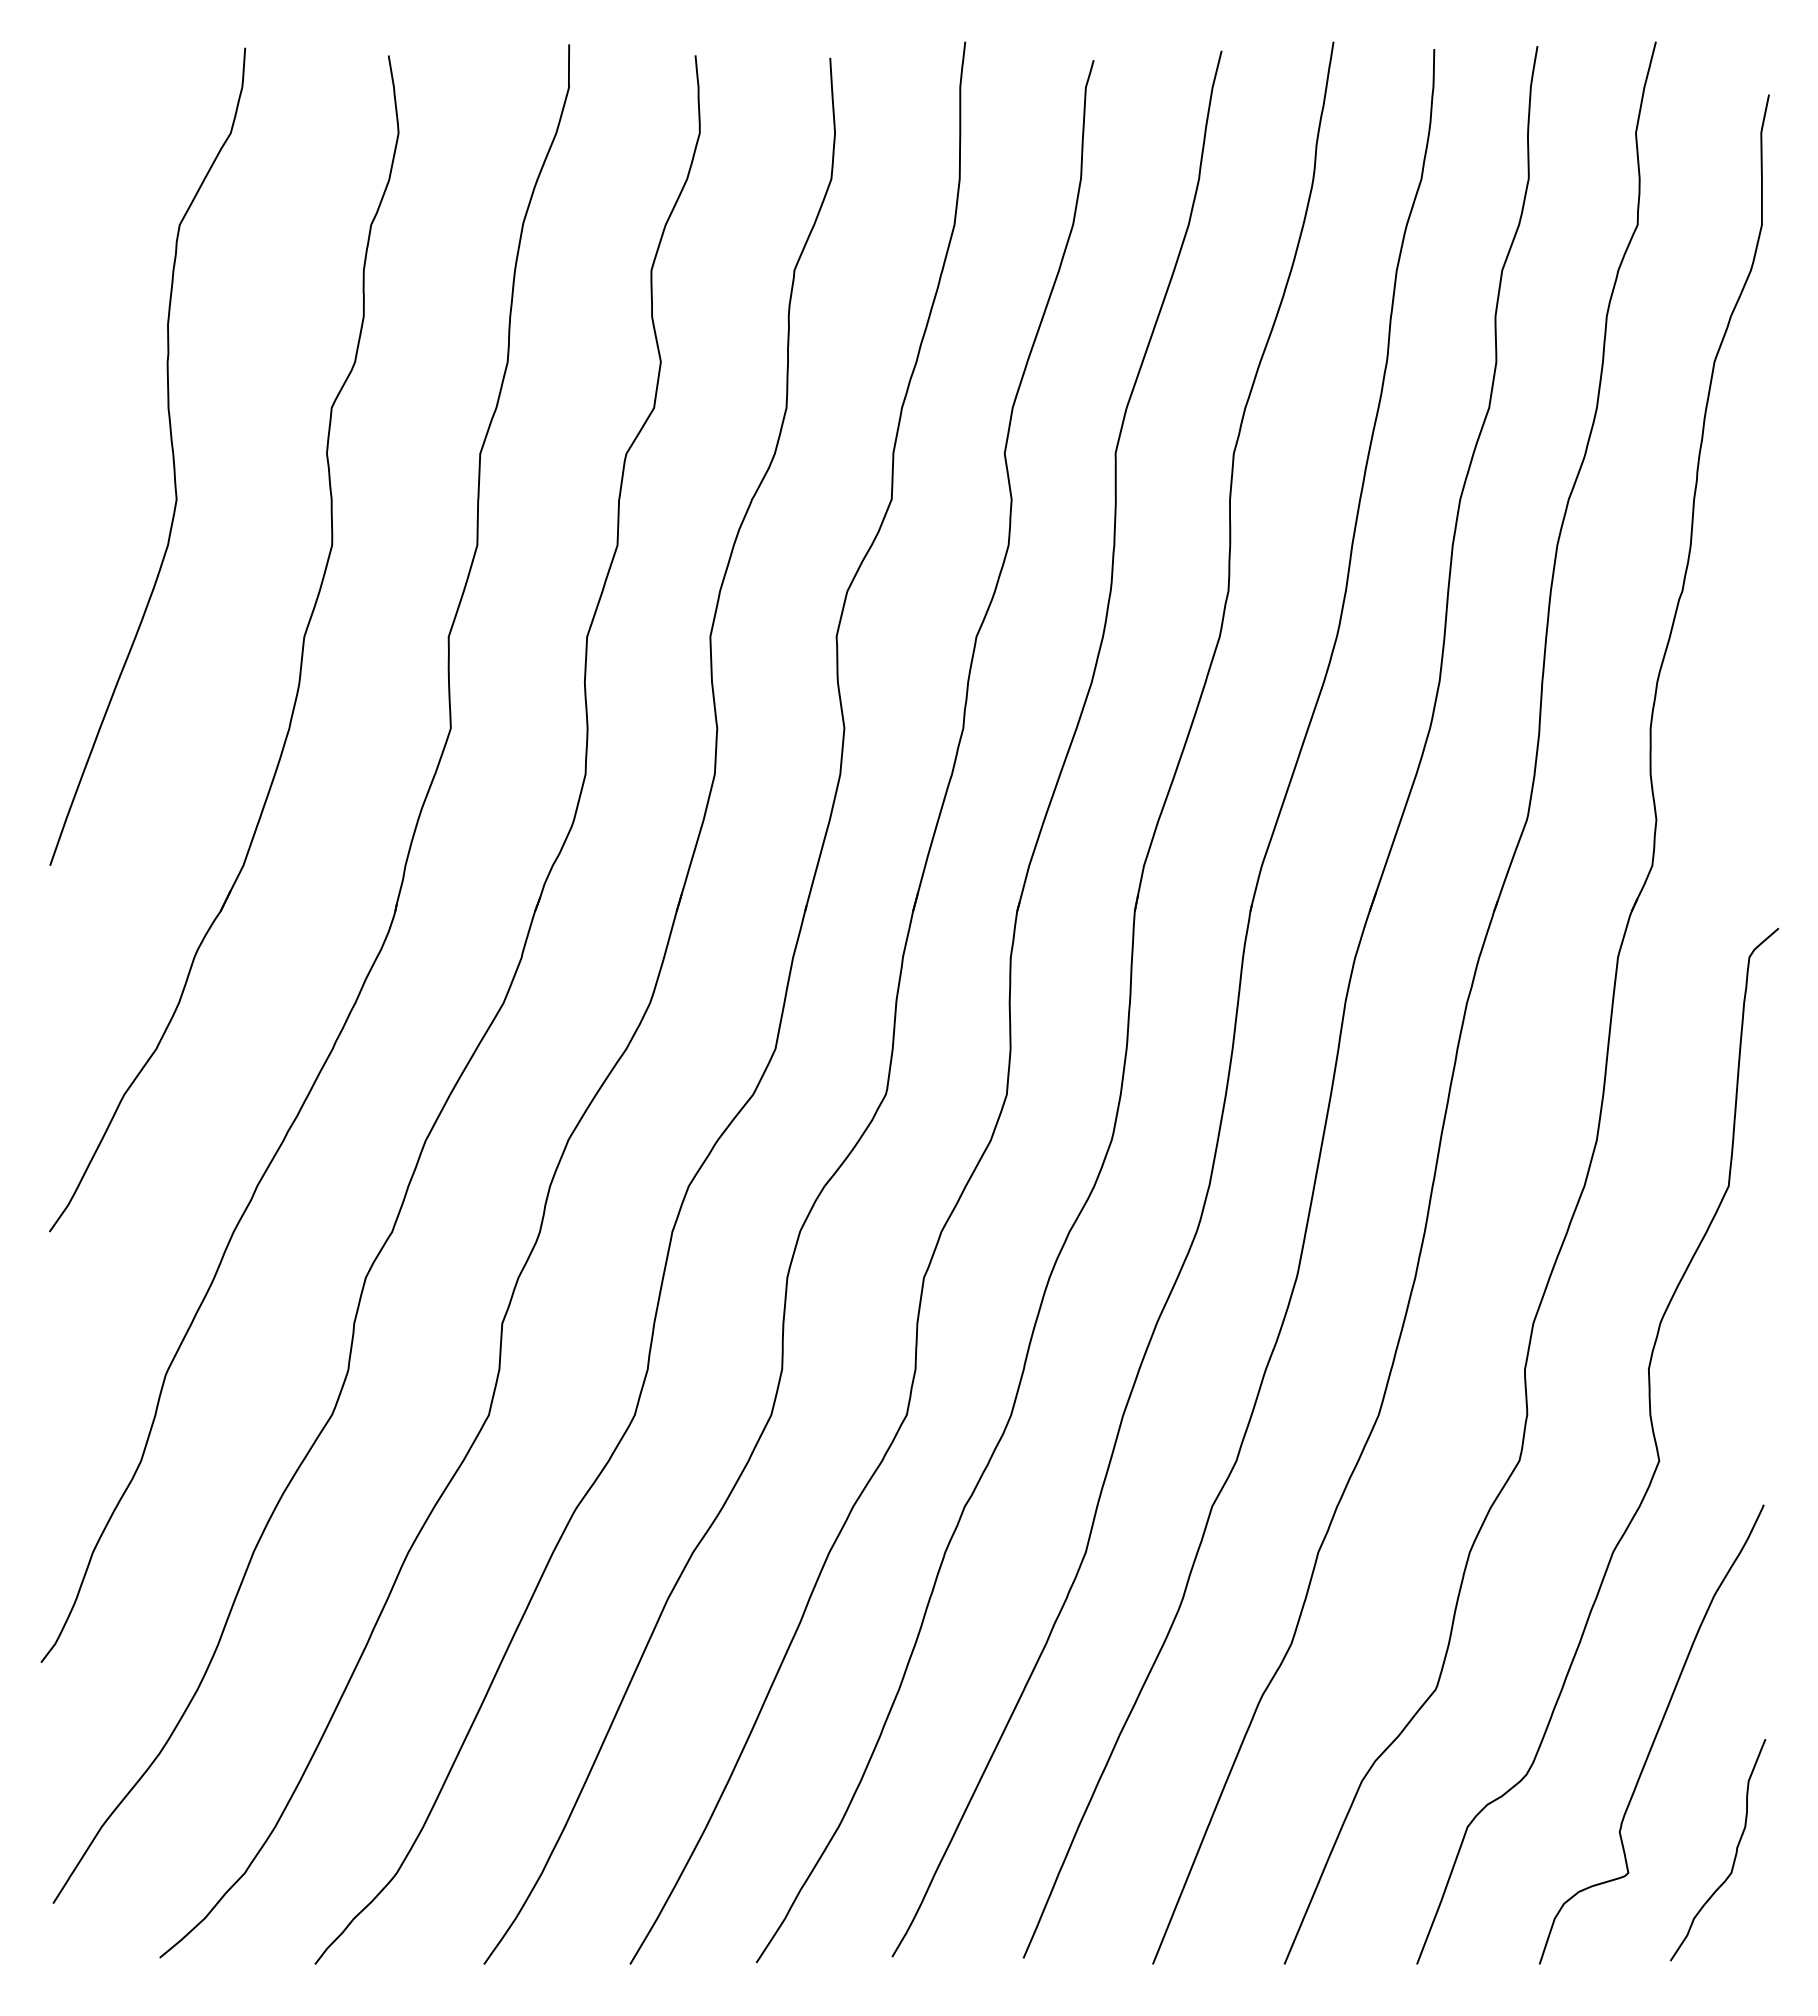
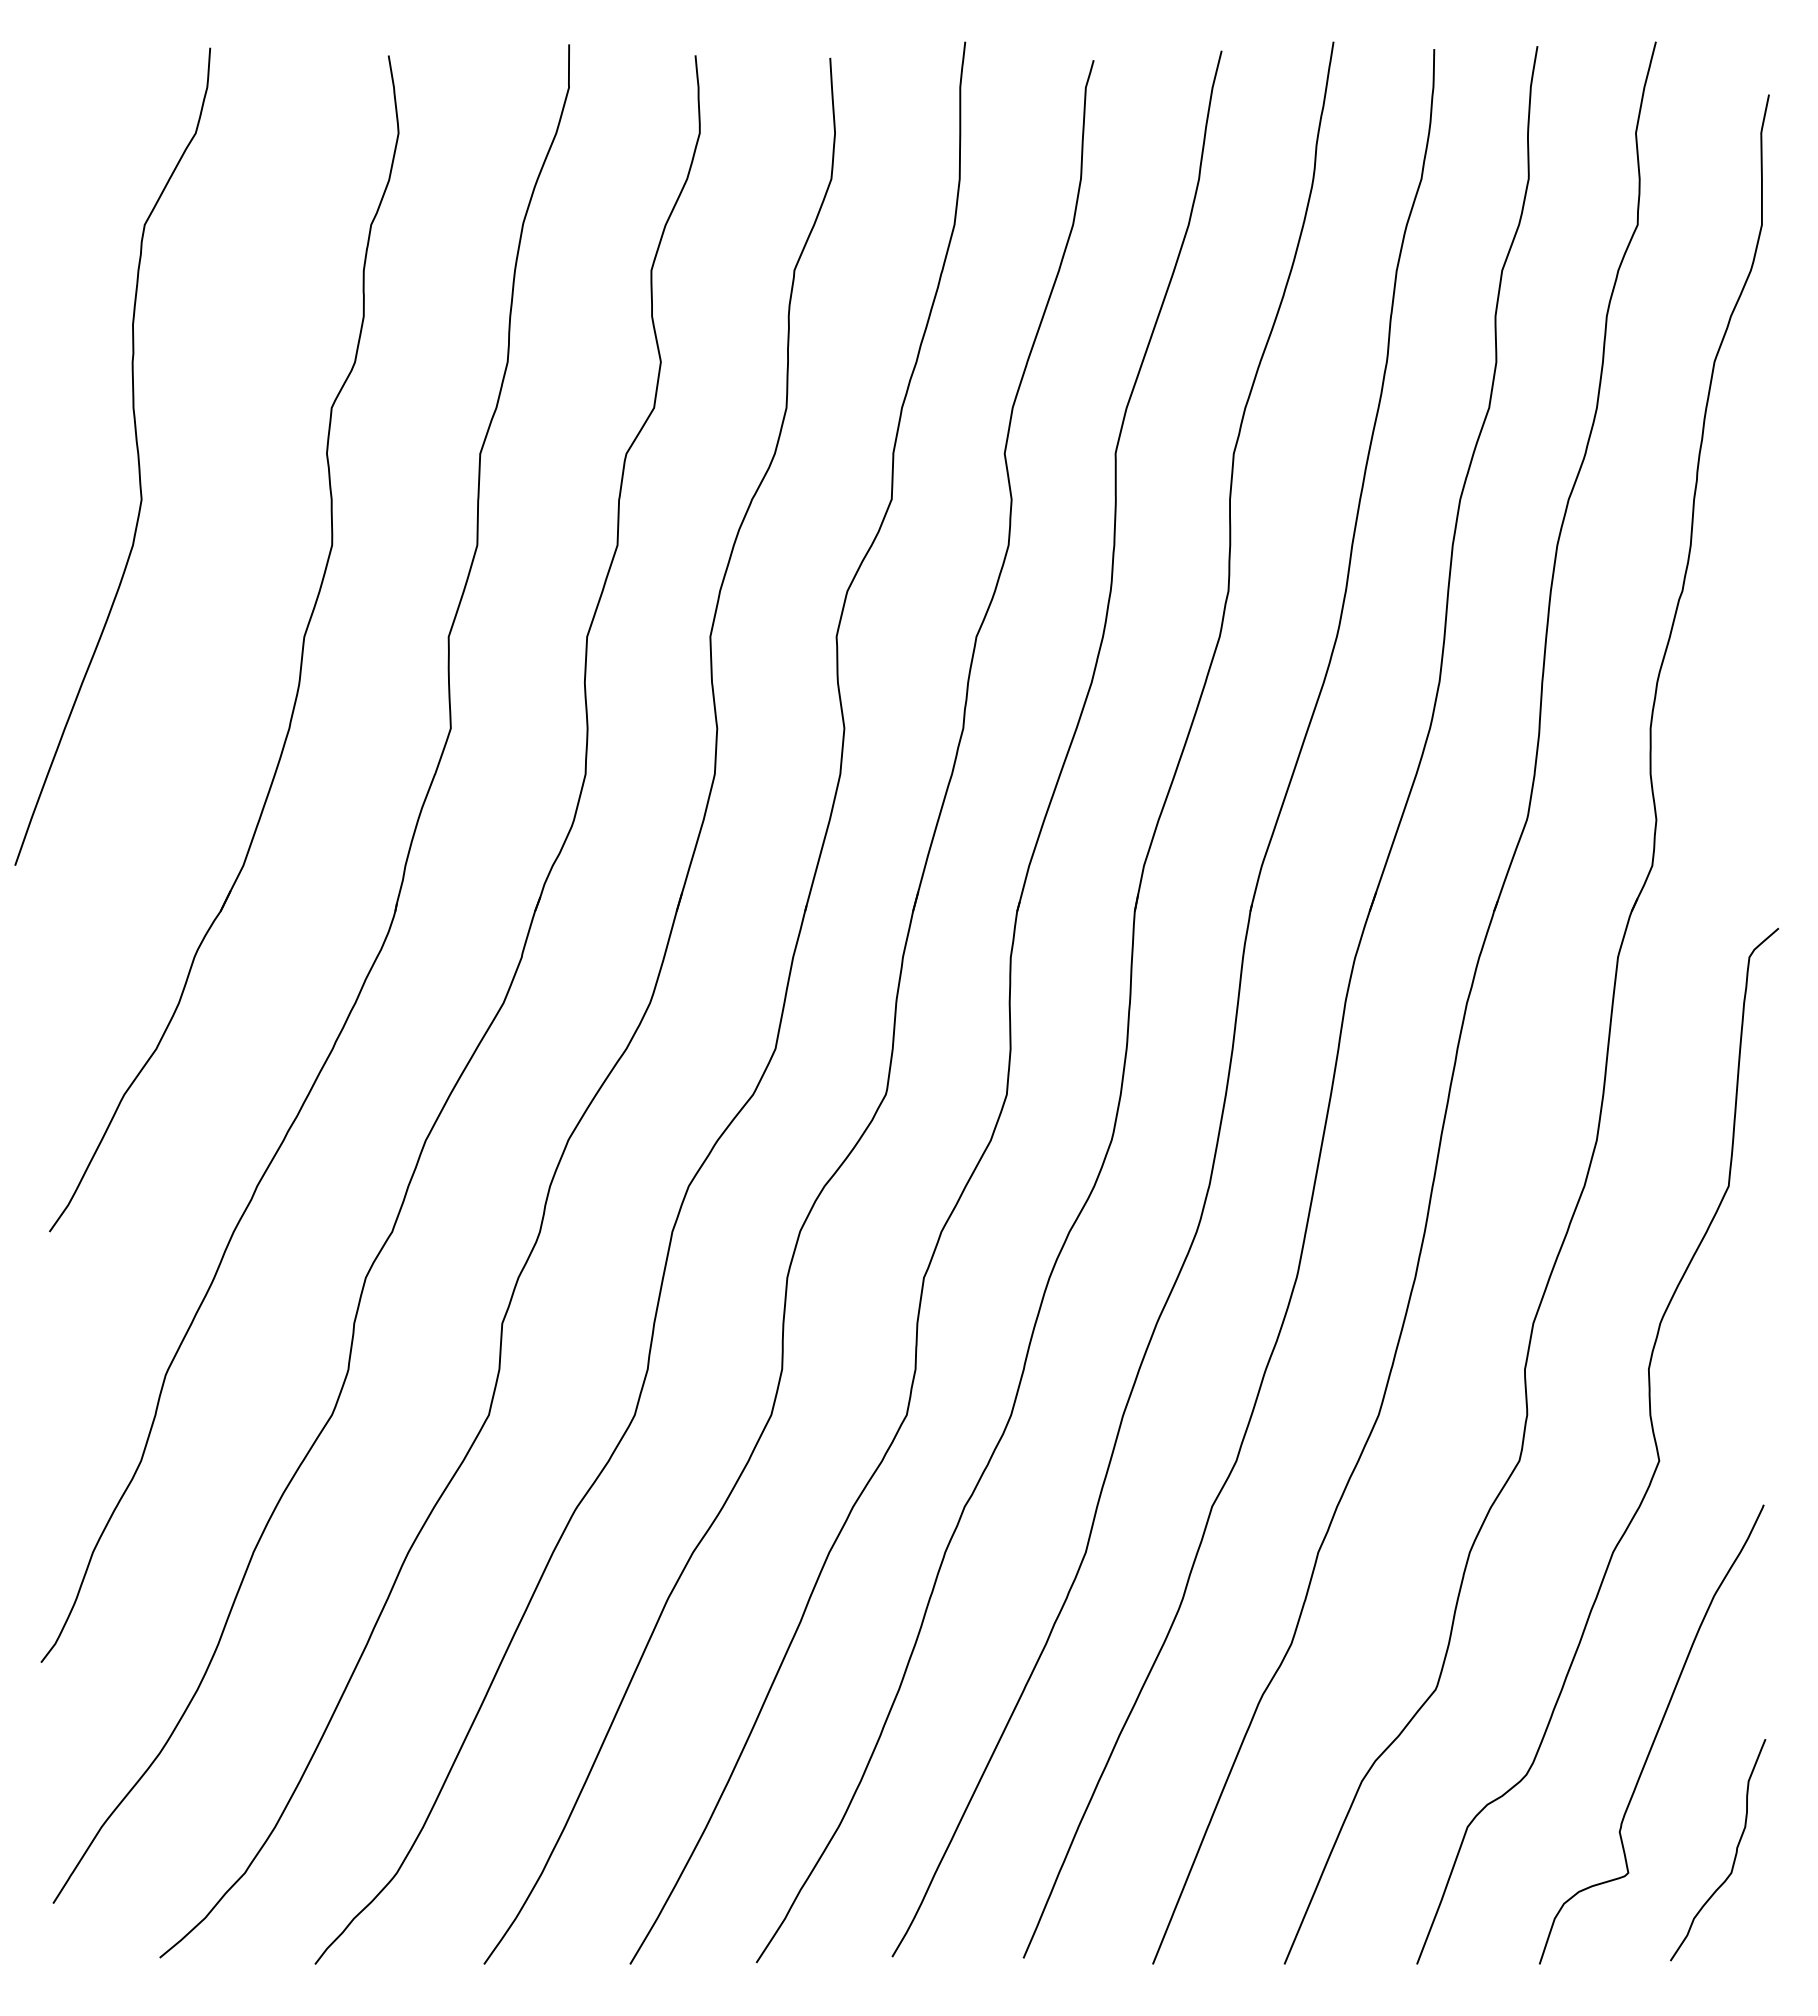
curve position: (171, 449) -> (136, 449) (136, 449)
